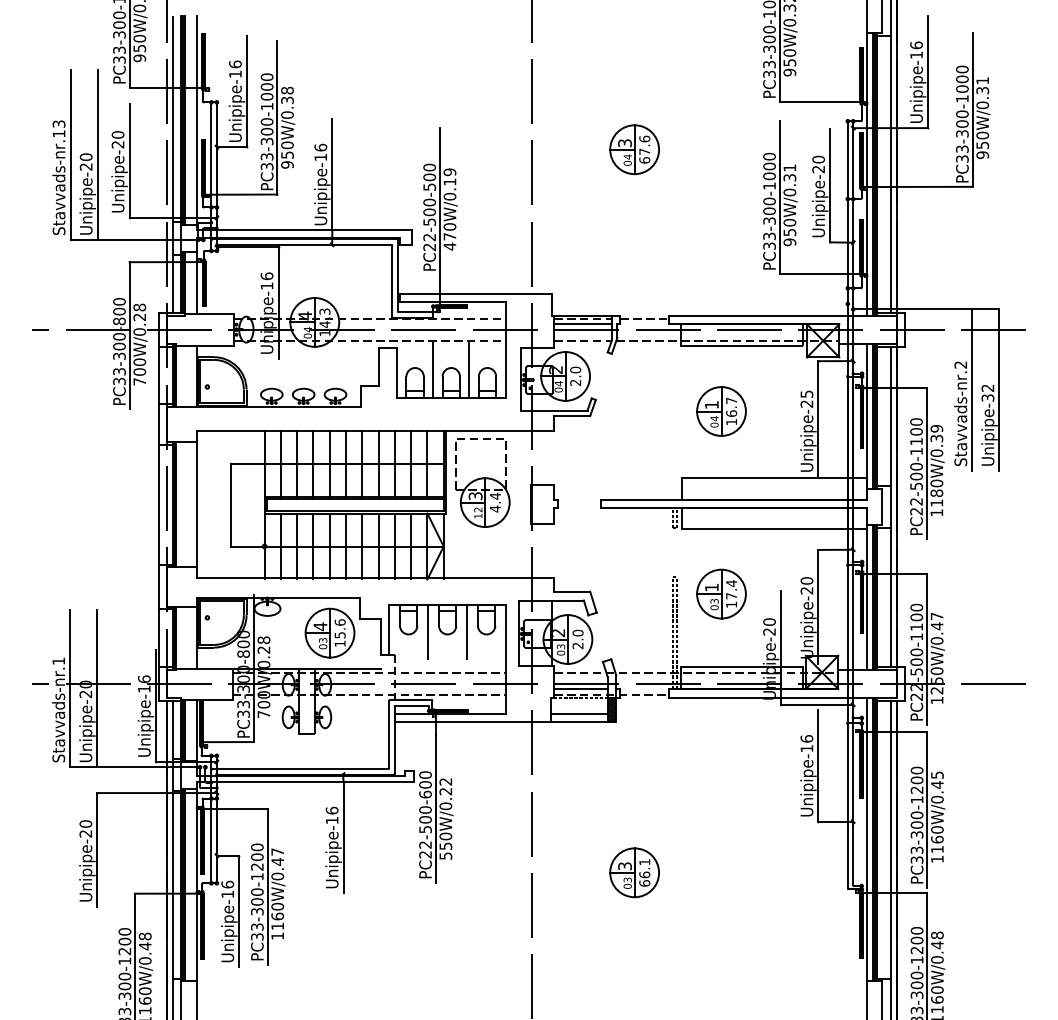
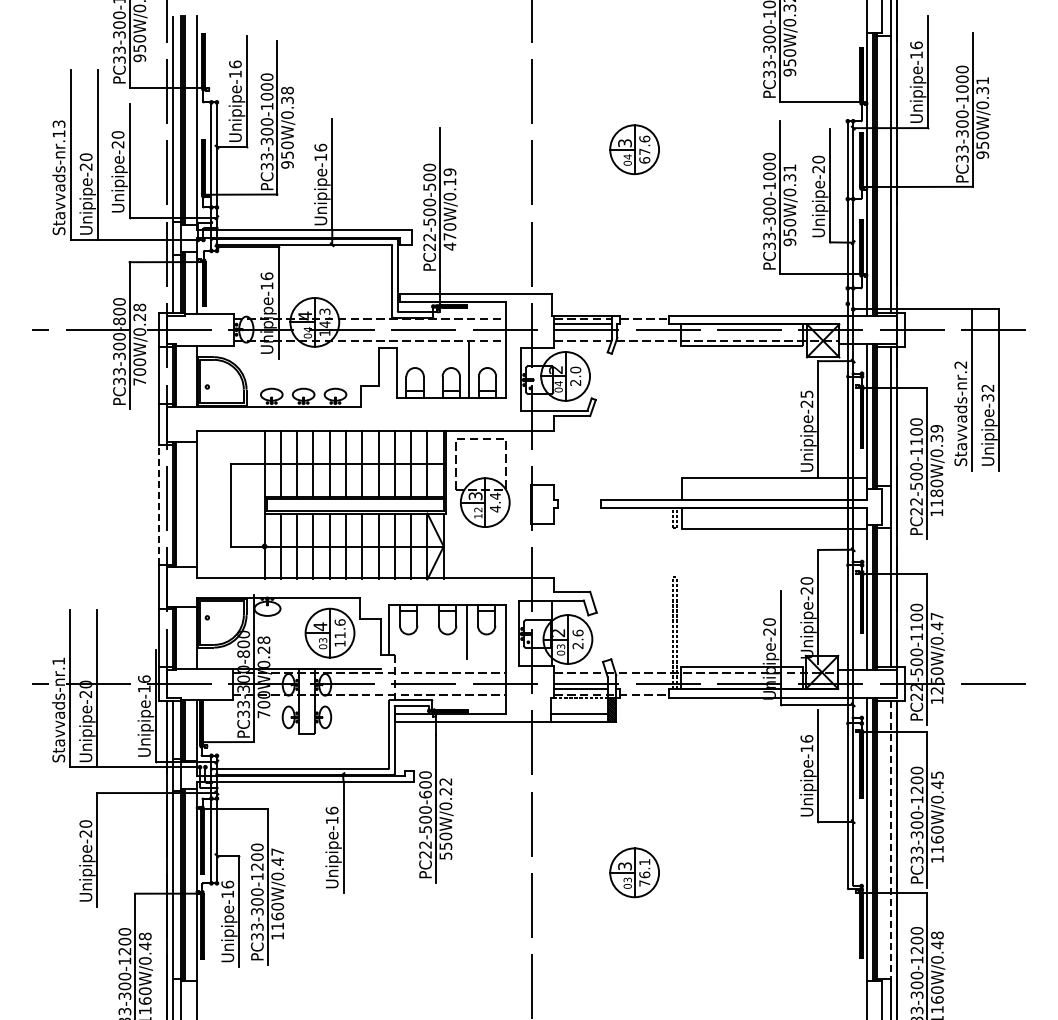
line: present -> none (433, 370)
part: present -> none (721, 411)
line: solid -> dashed (158, 504)
part: present -> none (721, 593)
line: present -> none (428, 631)
text: 2.0 -> 2.6 (577, 632)
text: 15.6 -> 11.6 (339, 635)
line: solid -> dashed (891, 839)
text: 66.1 -> 76.1 (644, 883)
